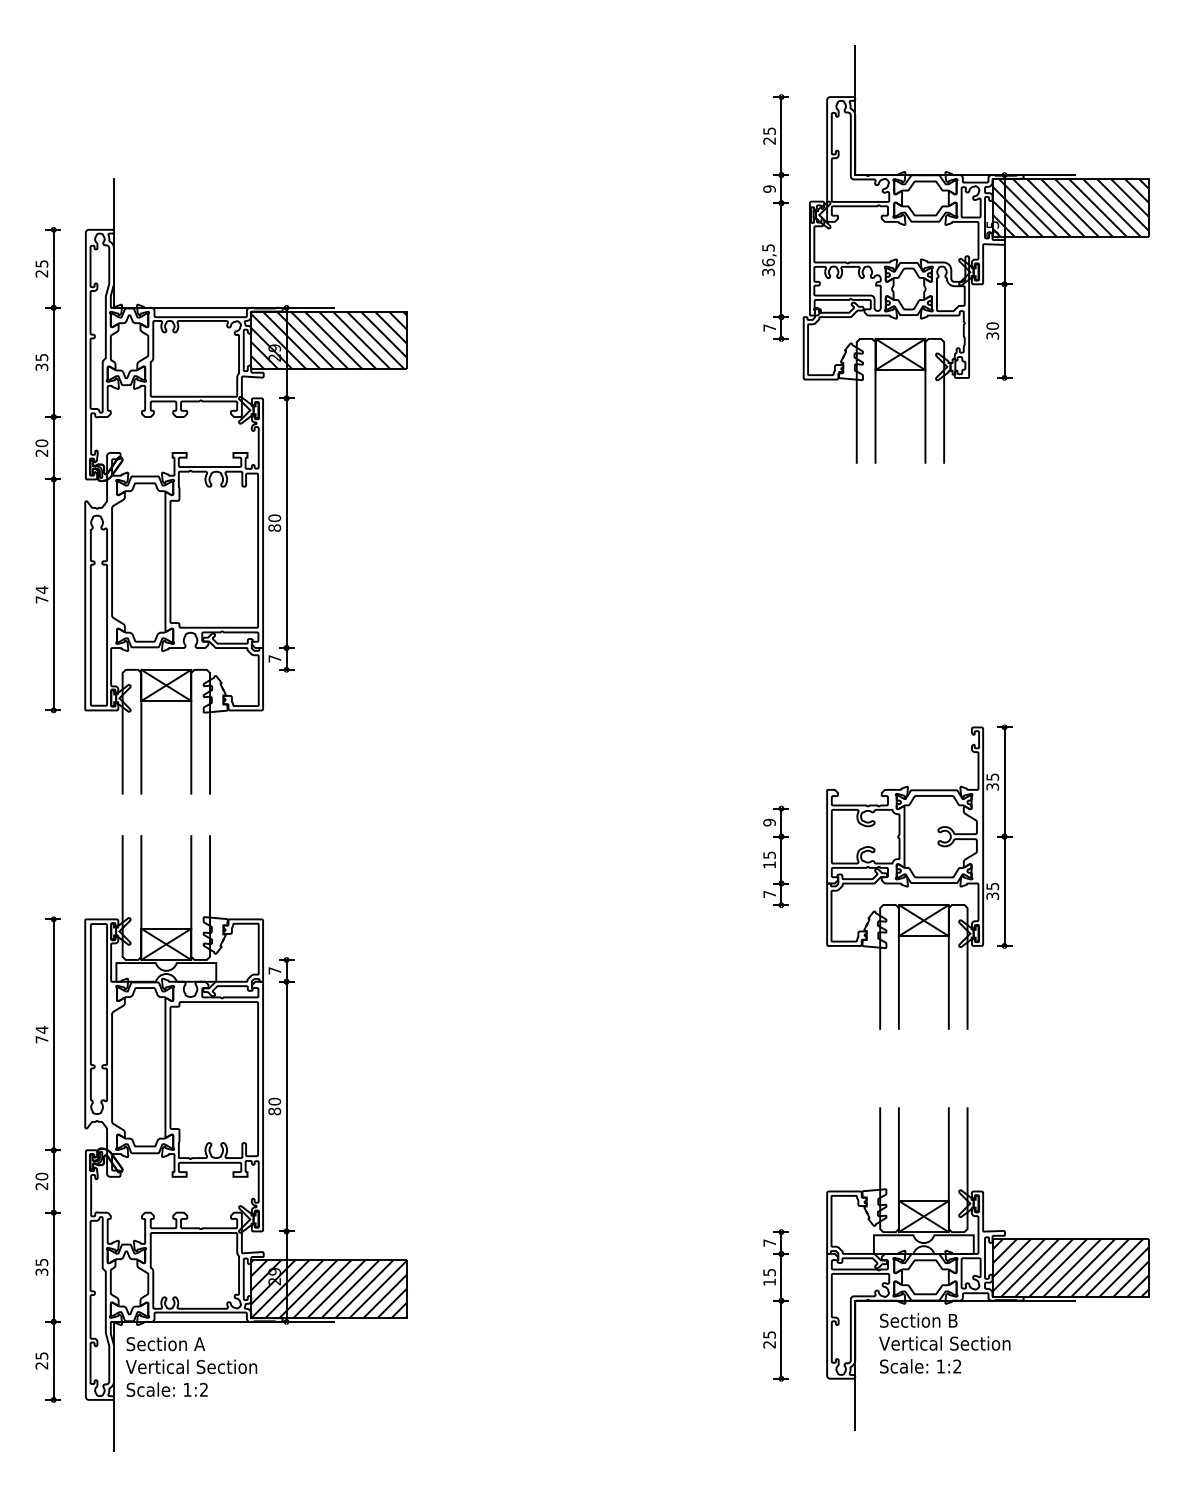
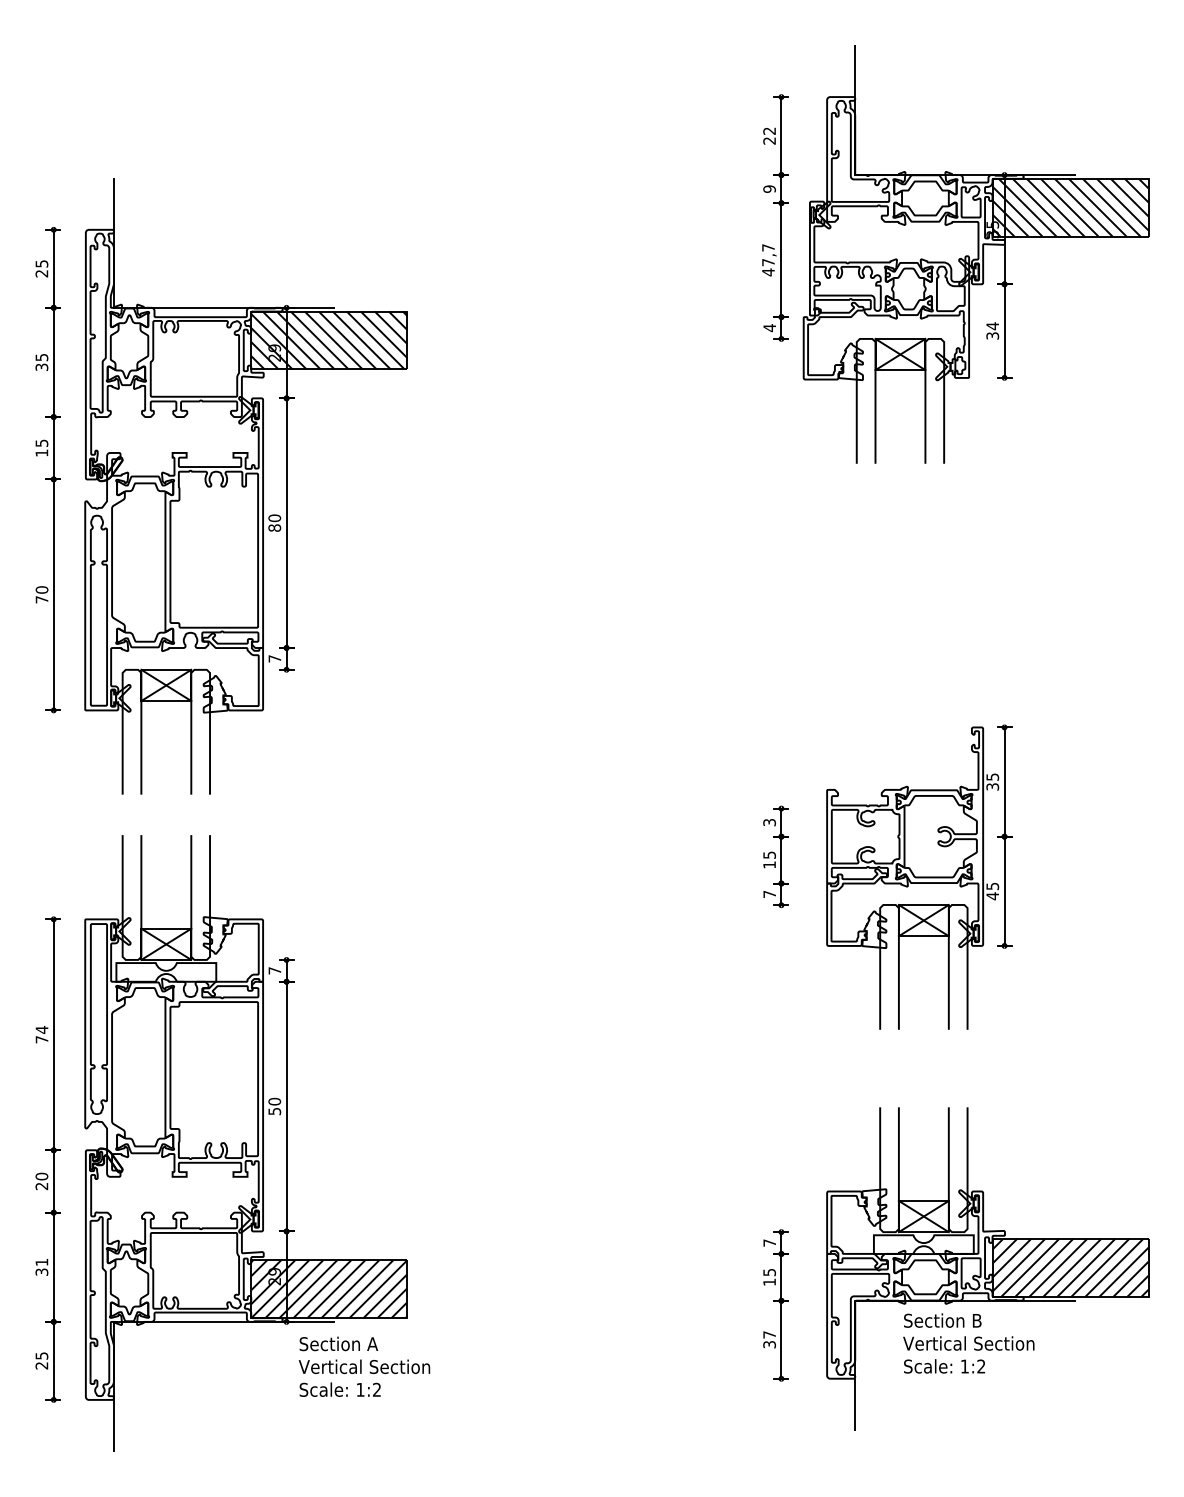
text: 25 -> 22 (769, 130)
text: 36,5 -> 47,7 (768, 260)
text: 30 -> 34 (992, 326)
text: 7 -> 4 (769, 328)
text: 20 -> 15 (41, 447)
text: 74 -> 70 (41, 590)
text: 9 -> 3 (769, 822)
text: 35 -> 45 (992, 896)
text: 80 -> 50 (274, 1111)
text: 35 -> 31 (41, 1261)
text: 25 -> 37 (769, 1339)
text position: (944, 1343) -> (968, 1343) (968, 1343)
text position: (191, 1366) -> (364, 1366) (364, 1366)
